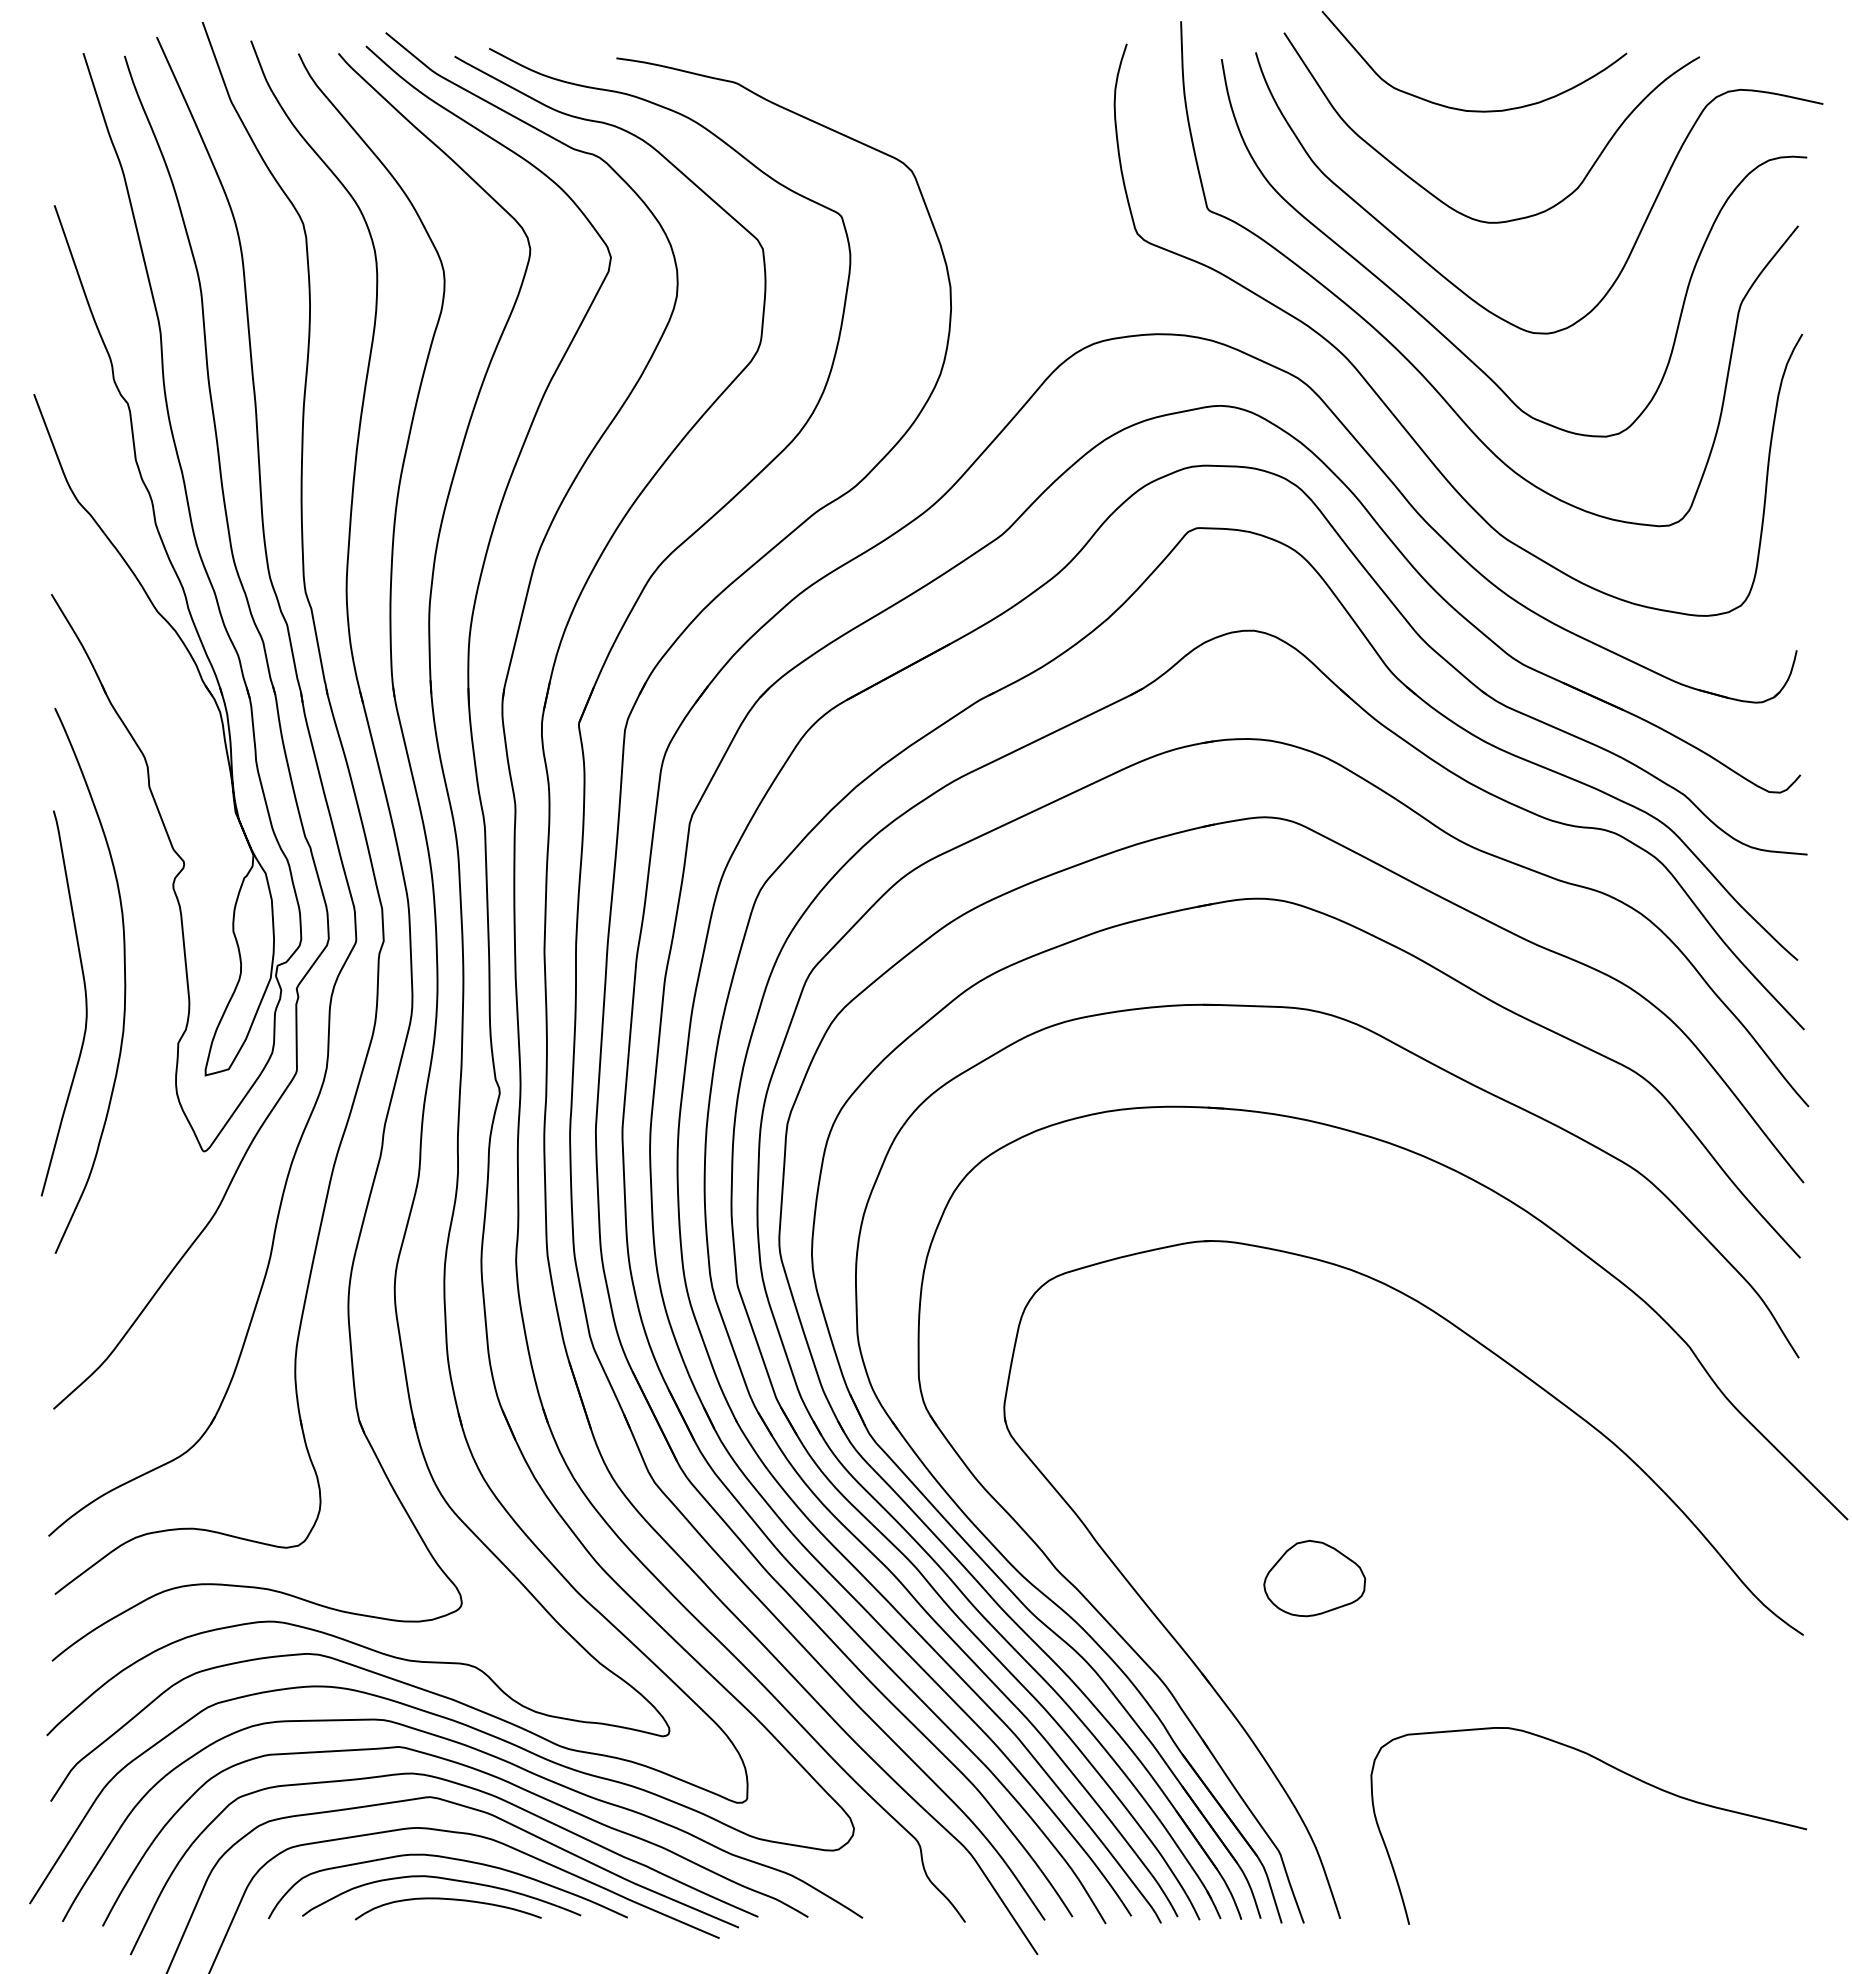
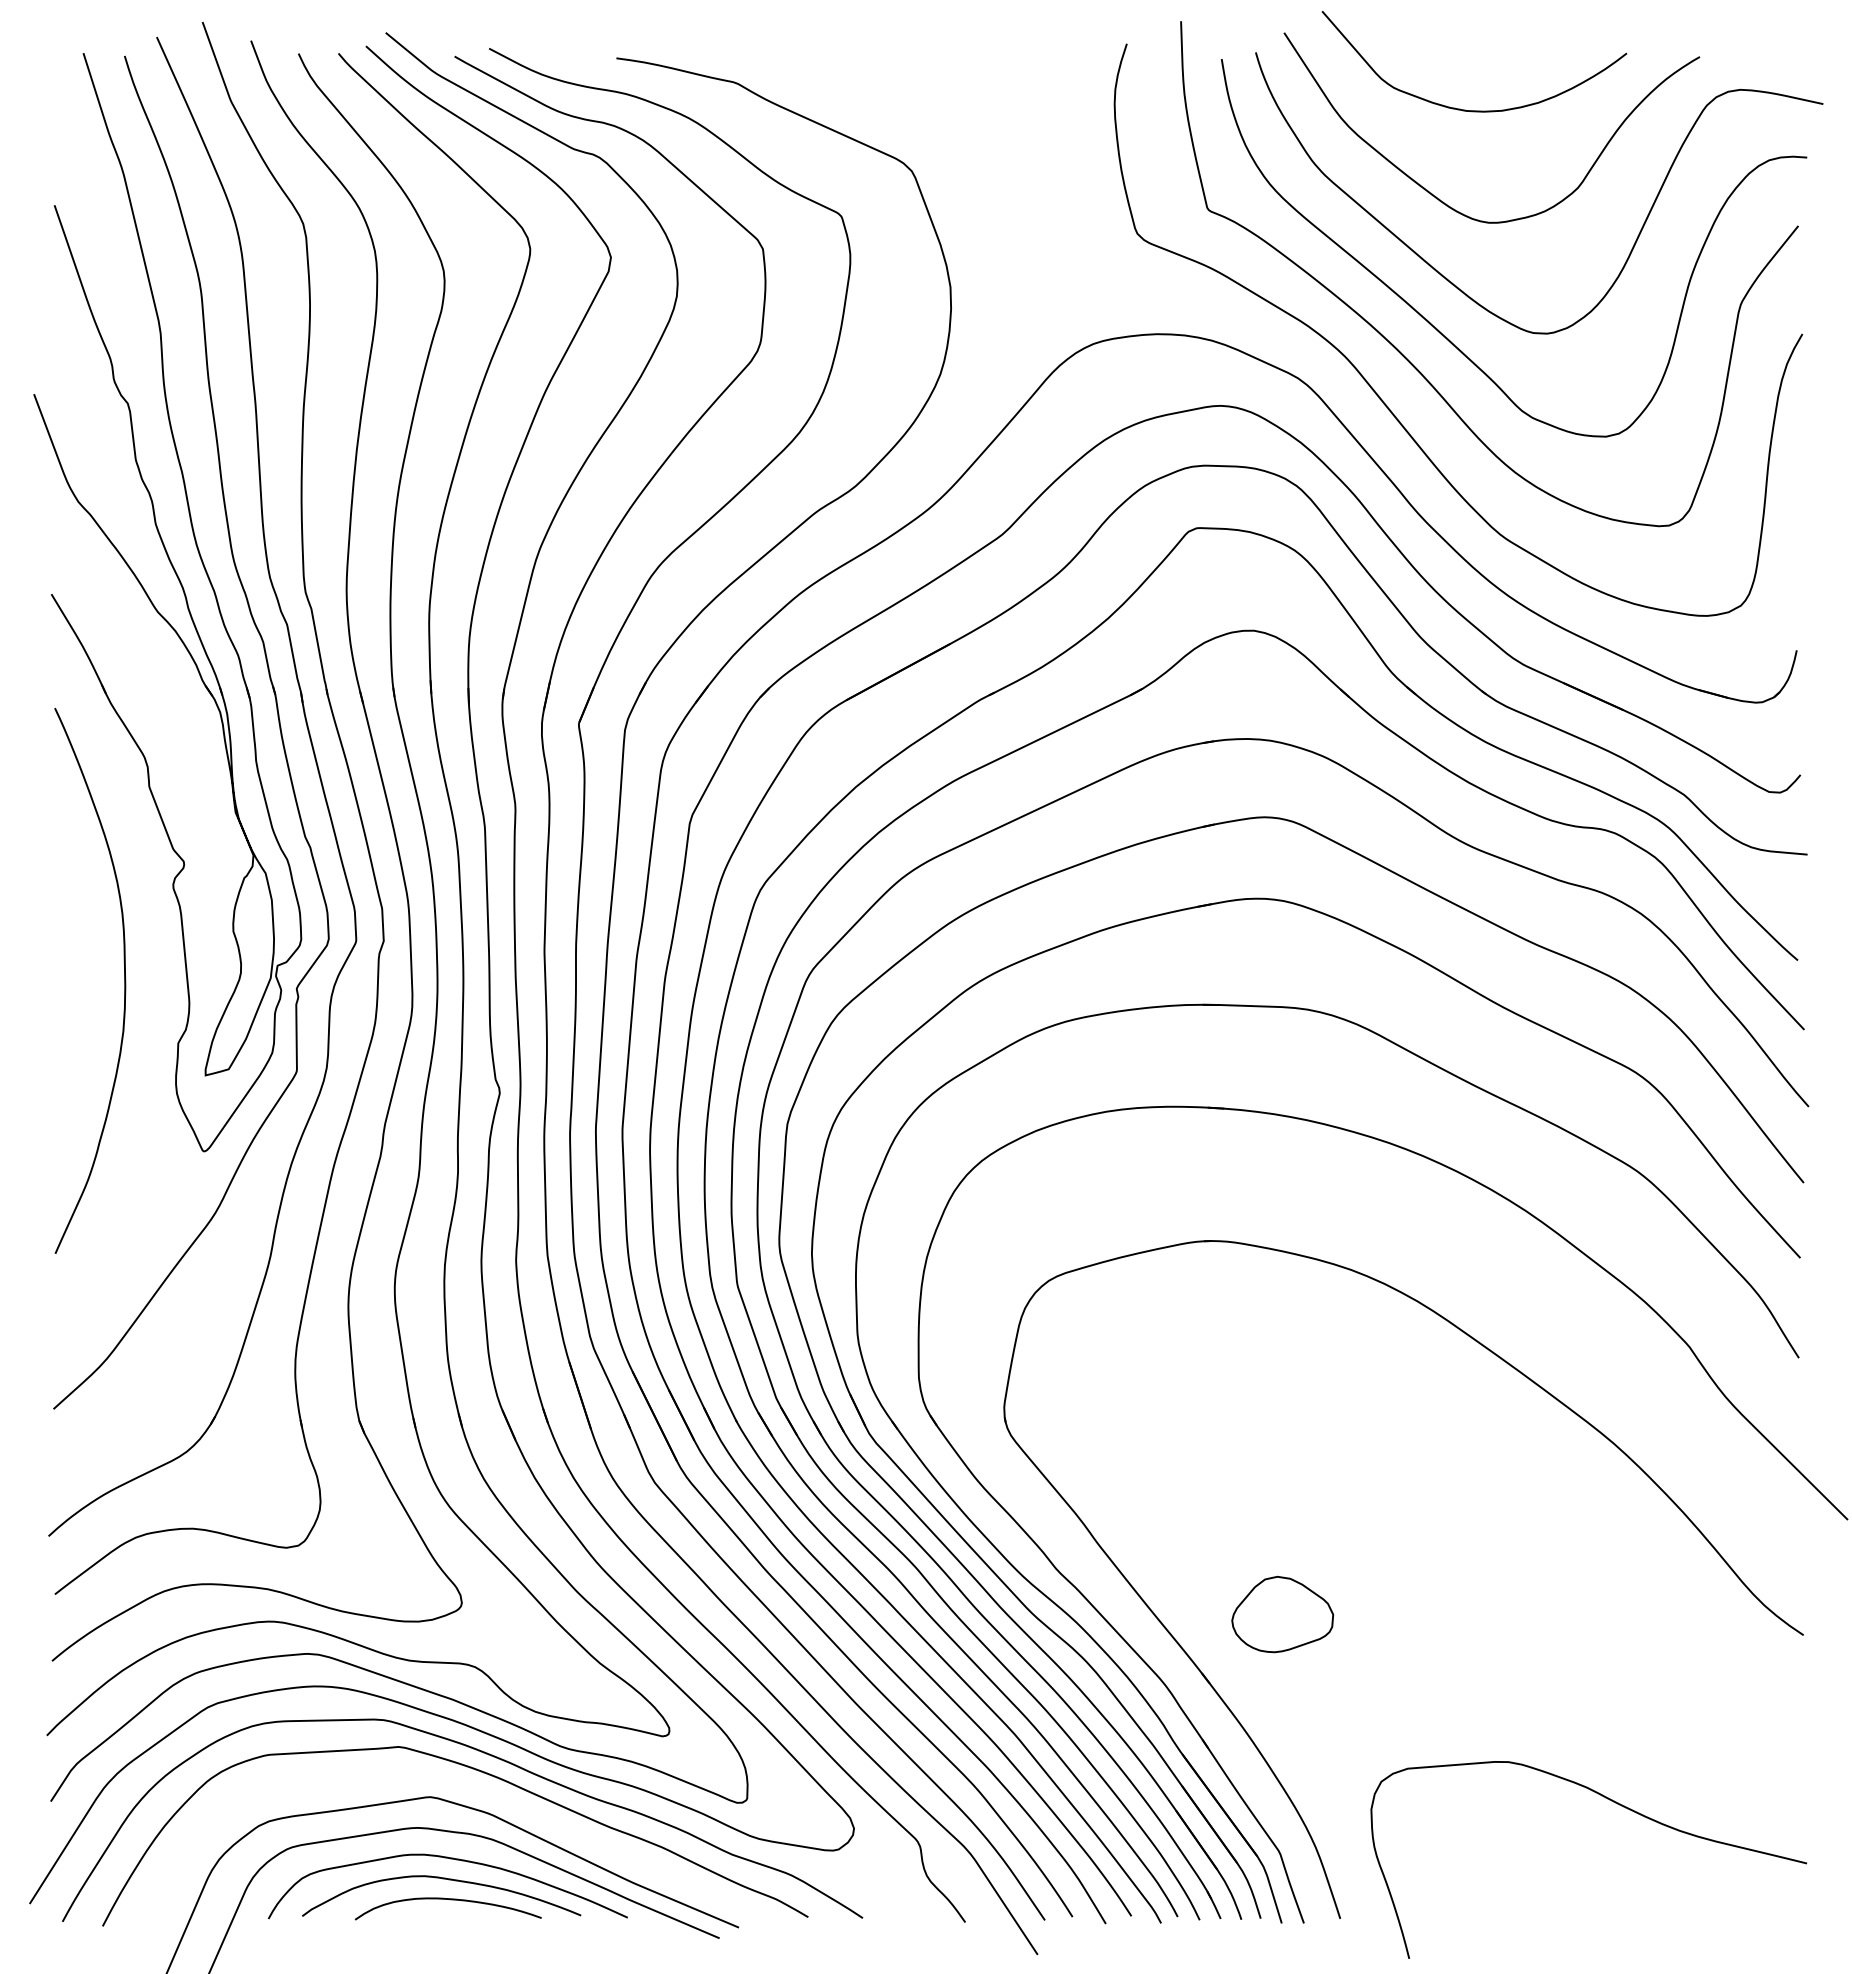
curve: present -> none (85, 1003)
part position: (1314, 1578) -> (1282, 1614) (1282, 1614)
curve position: (1615, 1769) -> (1615, 1803) (1615, 1803)
curve: present -> none (462, 1786)
